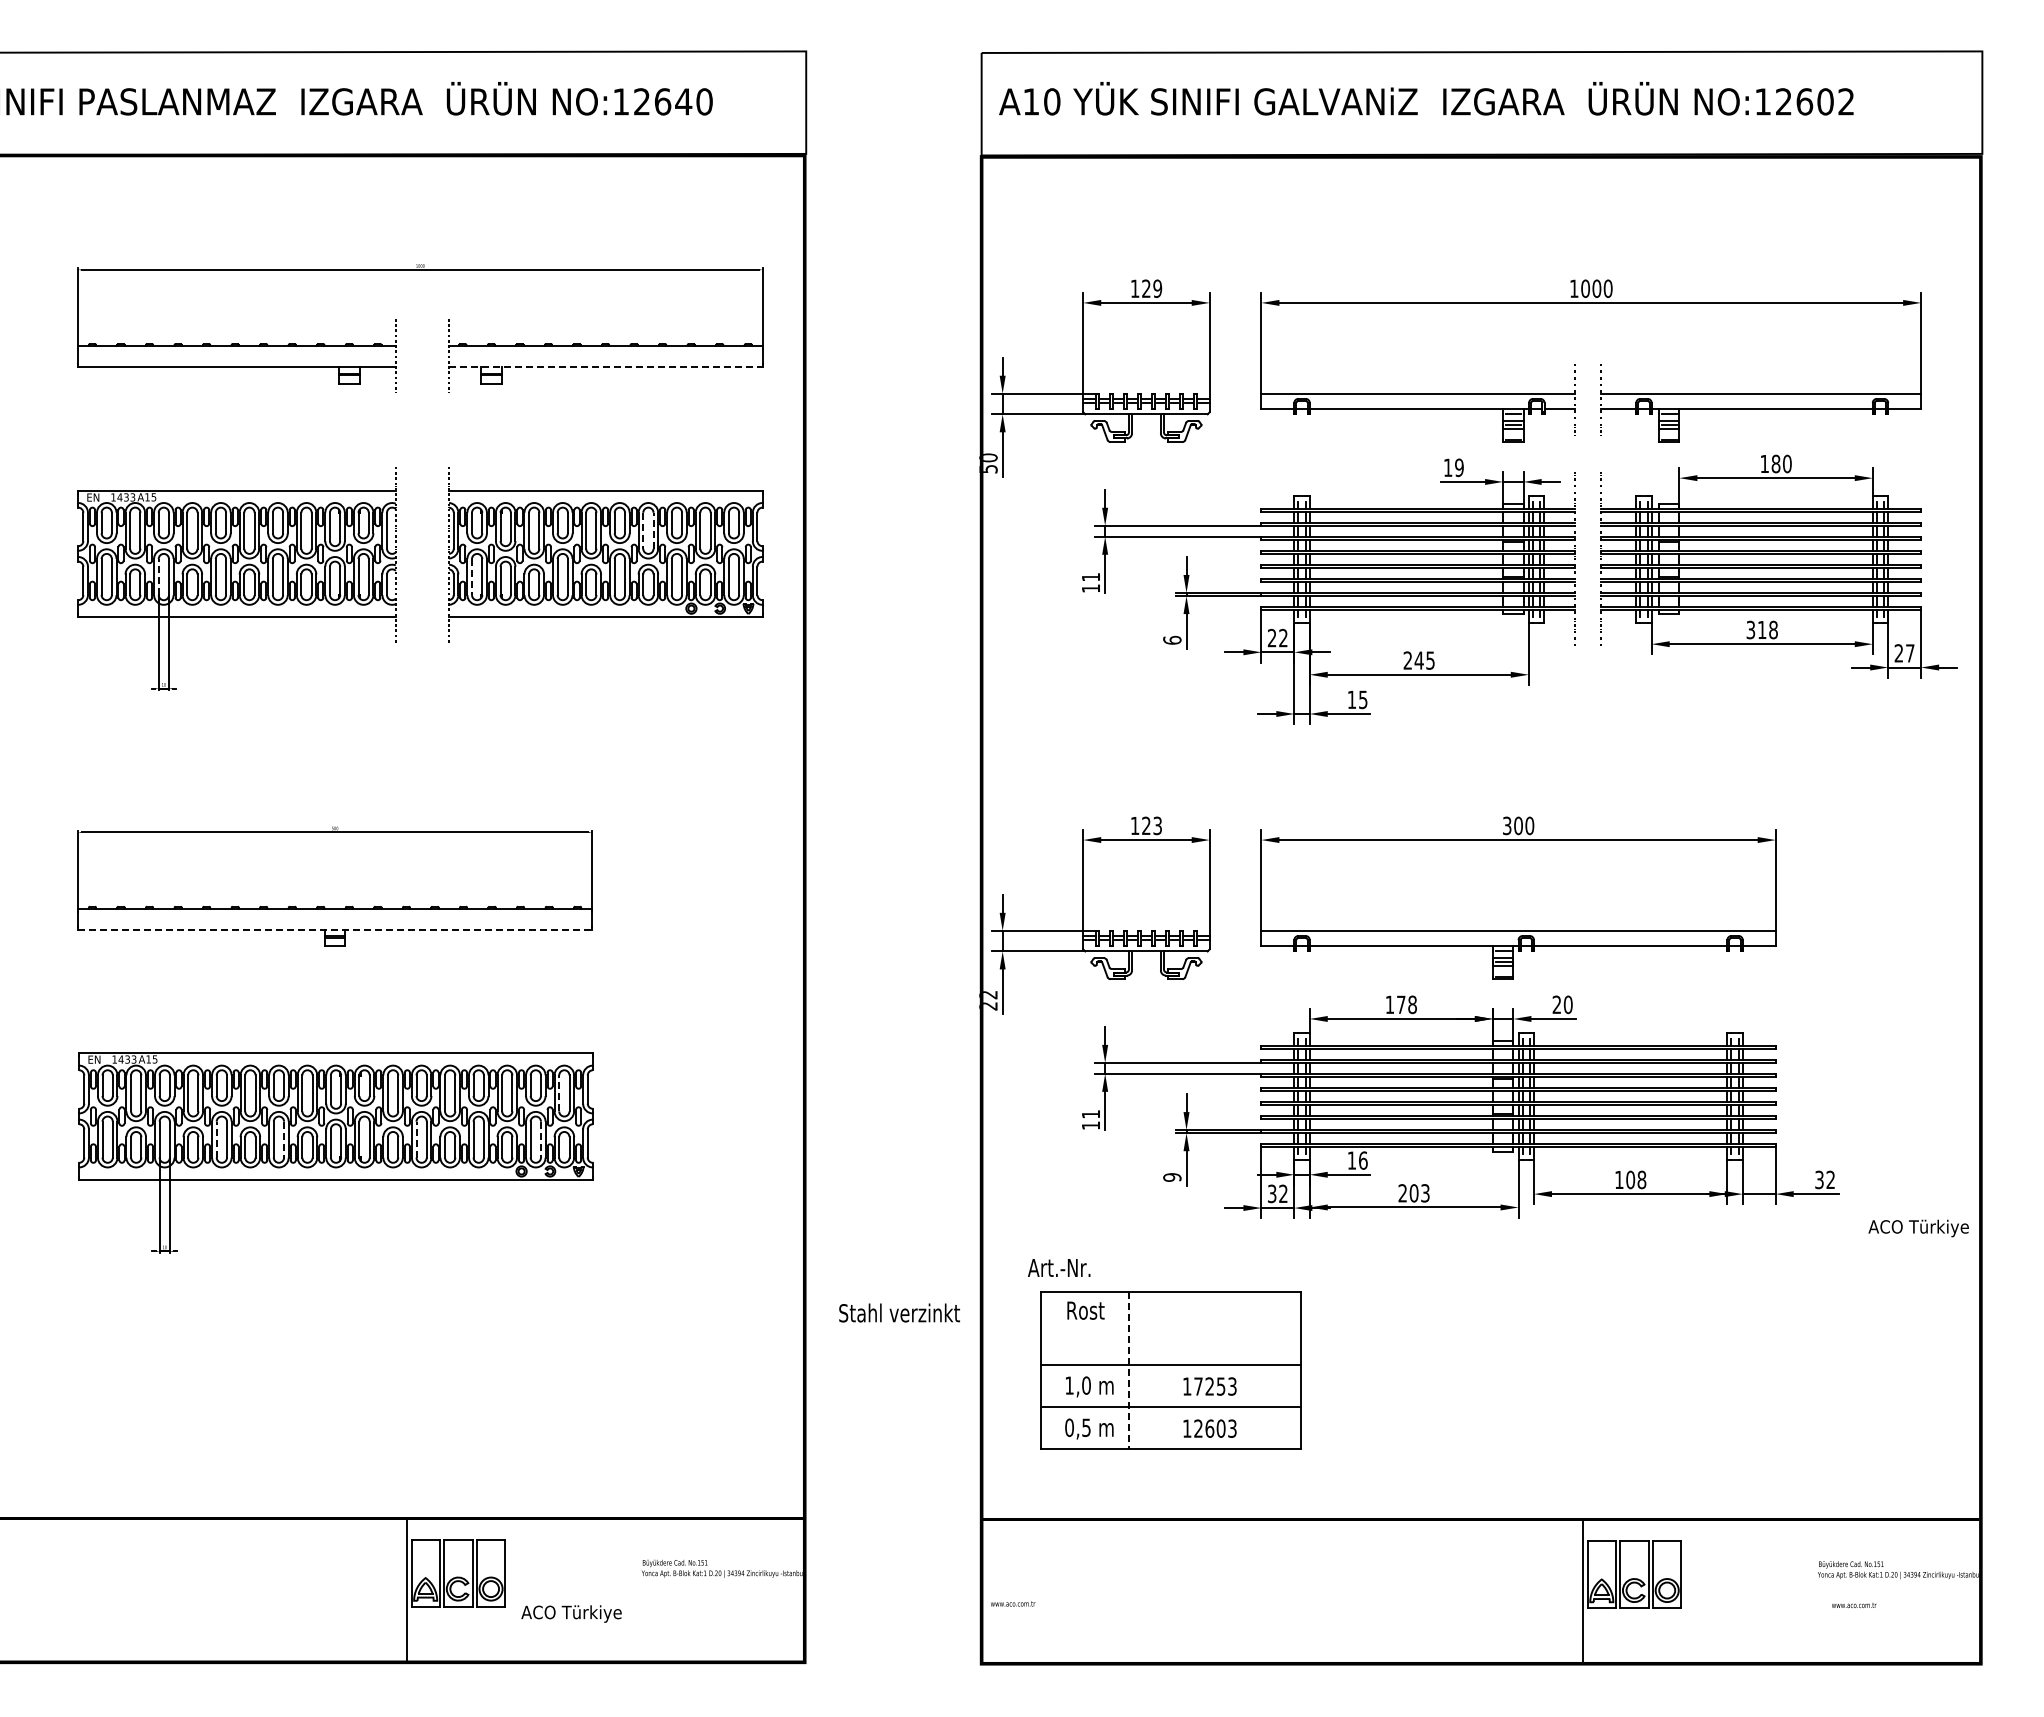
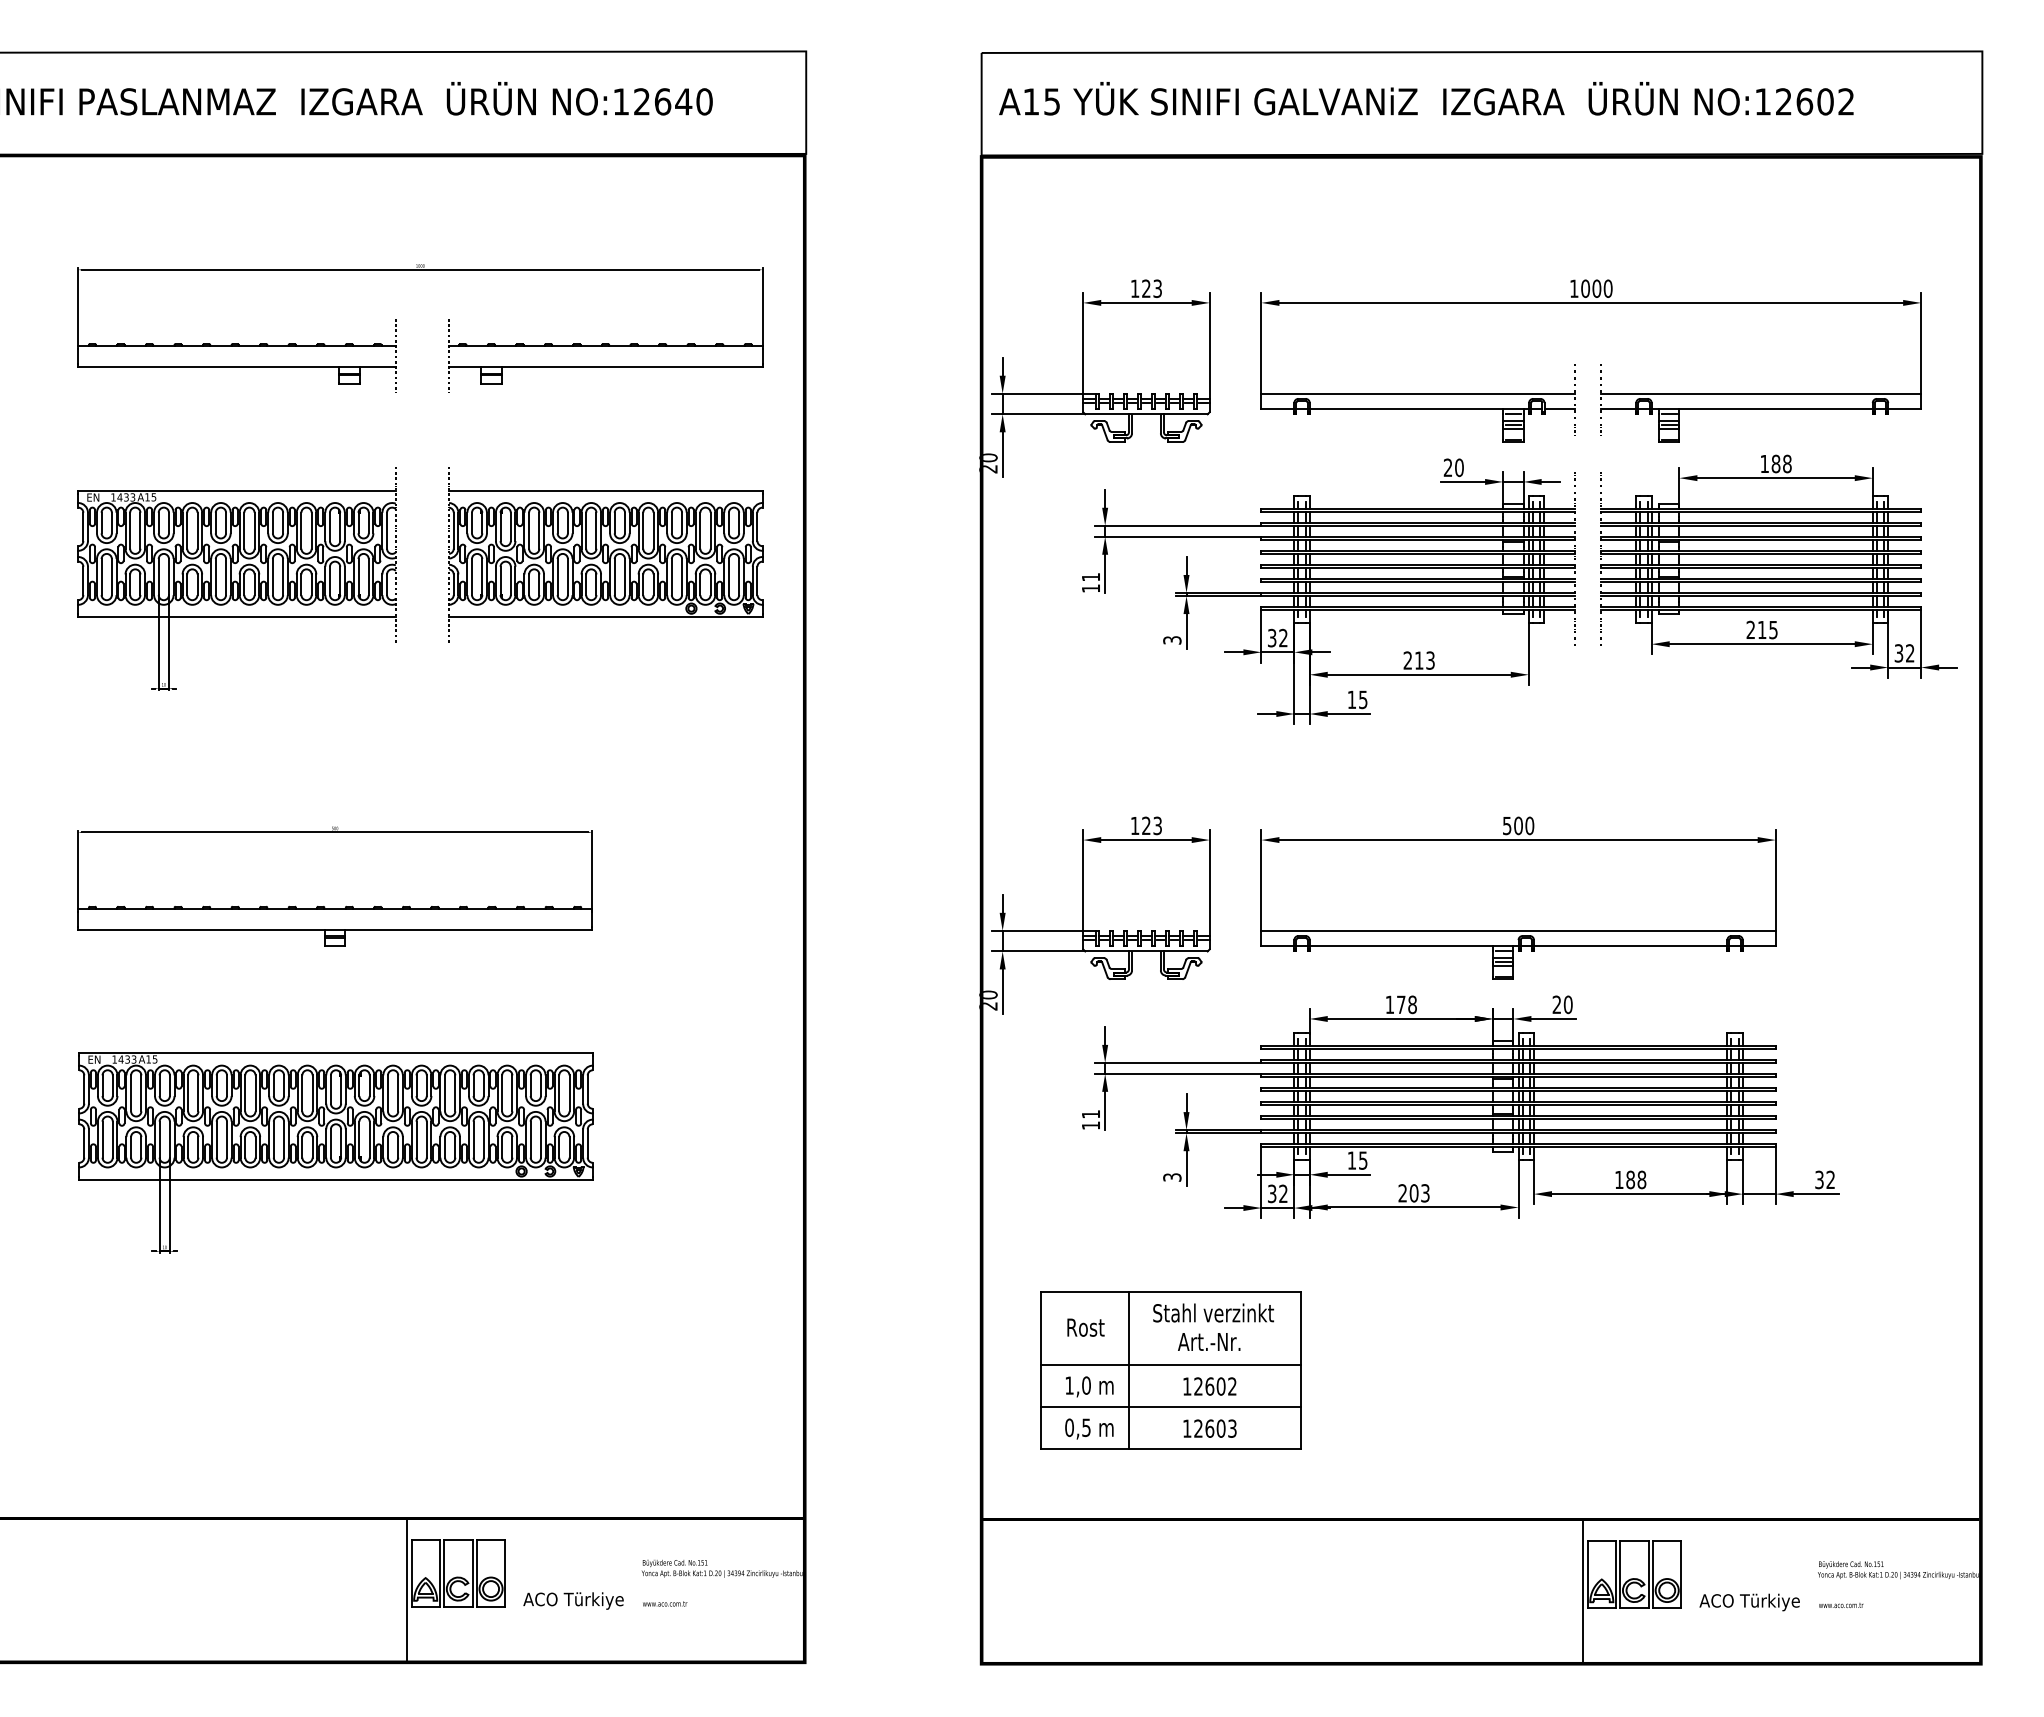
text: A10 -> A15 (1052, 101)
text: 129 -> 123 (1157, 288)
line: dashed -> solid (605, 367)
text: 180 -> 188 (1787, 463)
text: 19 -> 20 (1453, 467)
text: 50 -> 20 (988, 469)
line: dashed -> solid (643, 530)
line: dashed -> solid (653, 530)
line: dashed -> solid (158, 577)
line: dashed -> solid (472, 577)
text: 318 -> 215 (1761, 629)
text: 22 -> 32 (1272, 638)
text: 6 -> 3 (1172, 639)
text: 27 -> 32 (1904, 653)
text: 245 -> 213 (1424, 660)
text: 300 -> 500 (1507, 825)
line: dashed -> solid (335, 929)
text: 22 -> 20 (988, 994)
line: dashed -> solid (559, 1093)
line: dashed -> solid (216, 1139)
line: dashed -> solid (284, 1139)
line: dashed -> solid (416, 1139)
line: dashed -> solid (540, 1139)
text: 16 -> 15 (1363, 1160)
text: 9 -> 3 (1172, 1177)
text: 108 -> 188 (1630, 1179)
text position: (1918, 1228) -> (1749, 1602) (1749, 1602)
text position: (1059, 1267) -> (1209, 1341) (1209, 1341)
text position: (1085, 1310) -> (1085, 1327) (1085, 1327)
text position: (899, 1312) -> (1213, 1312) (1213, 1312)
line: dashed -> solid (1128, 1371)
text: 17253 -> 12602 (1215, 1386)
text position: (1013, 1603) -> (665, 1603) (665, 1603)
text position: (1854, 1605) -> (1841, 1605) (1841, 1605)
text position: (571, 1613) -> (573, 1600) (573, 1600)
